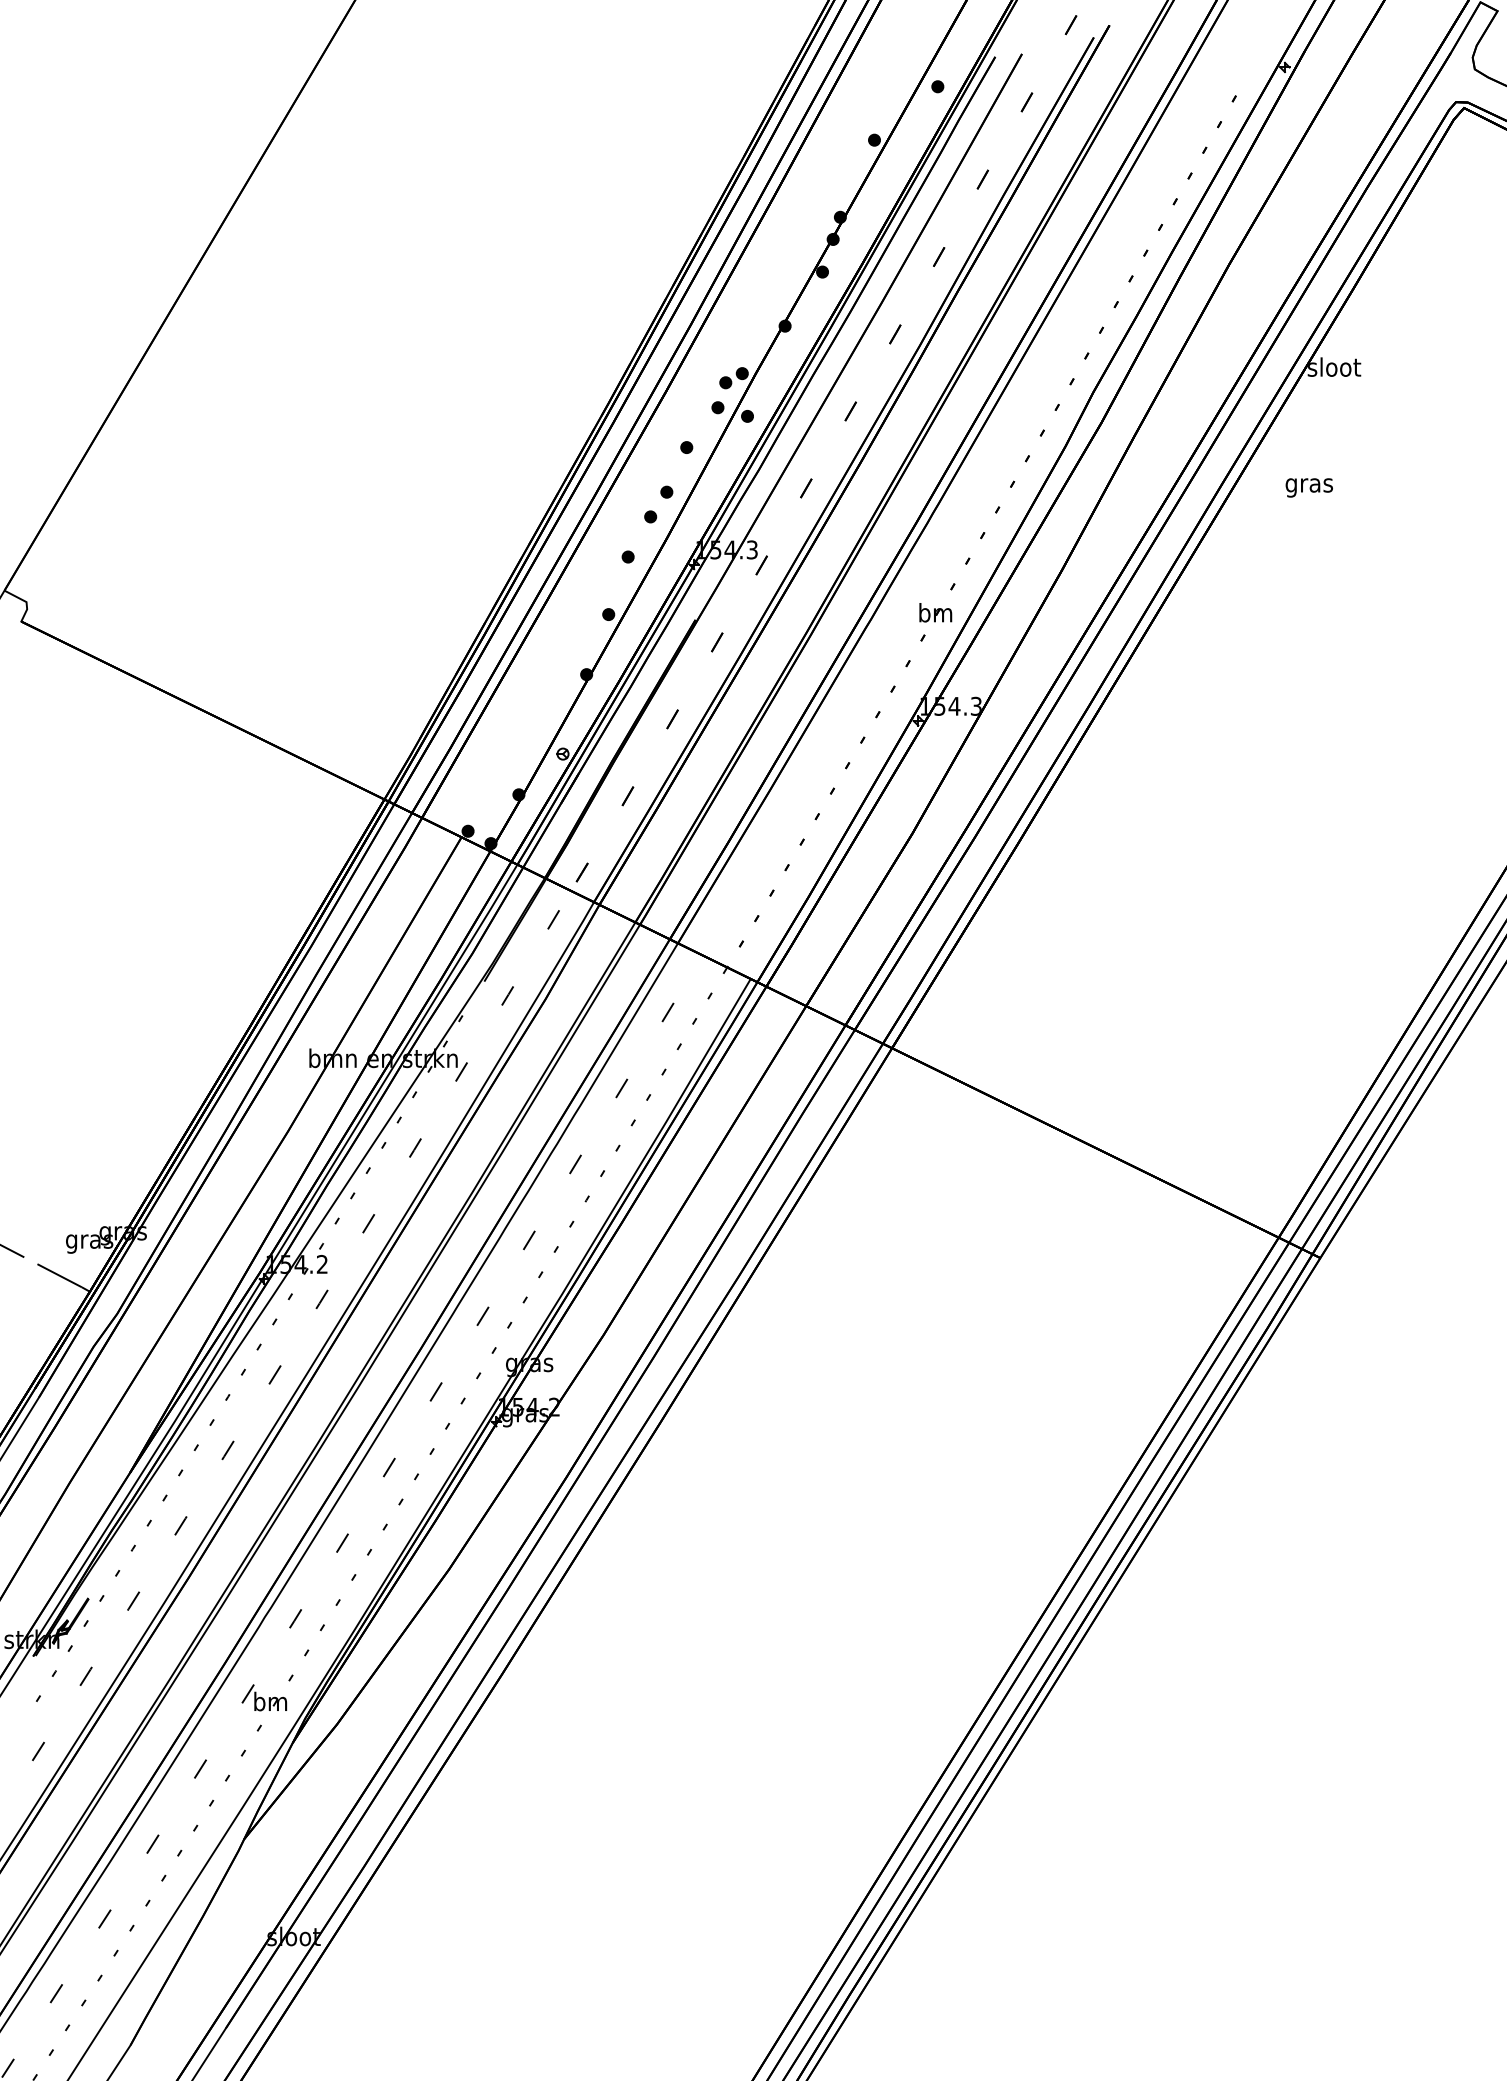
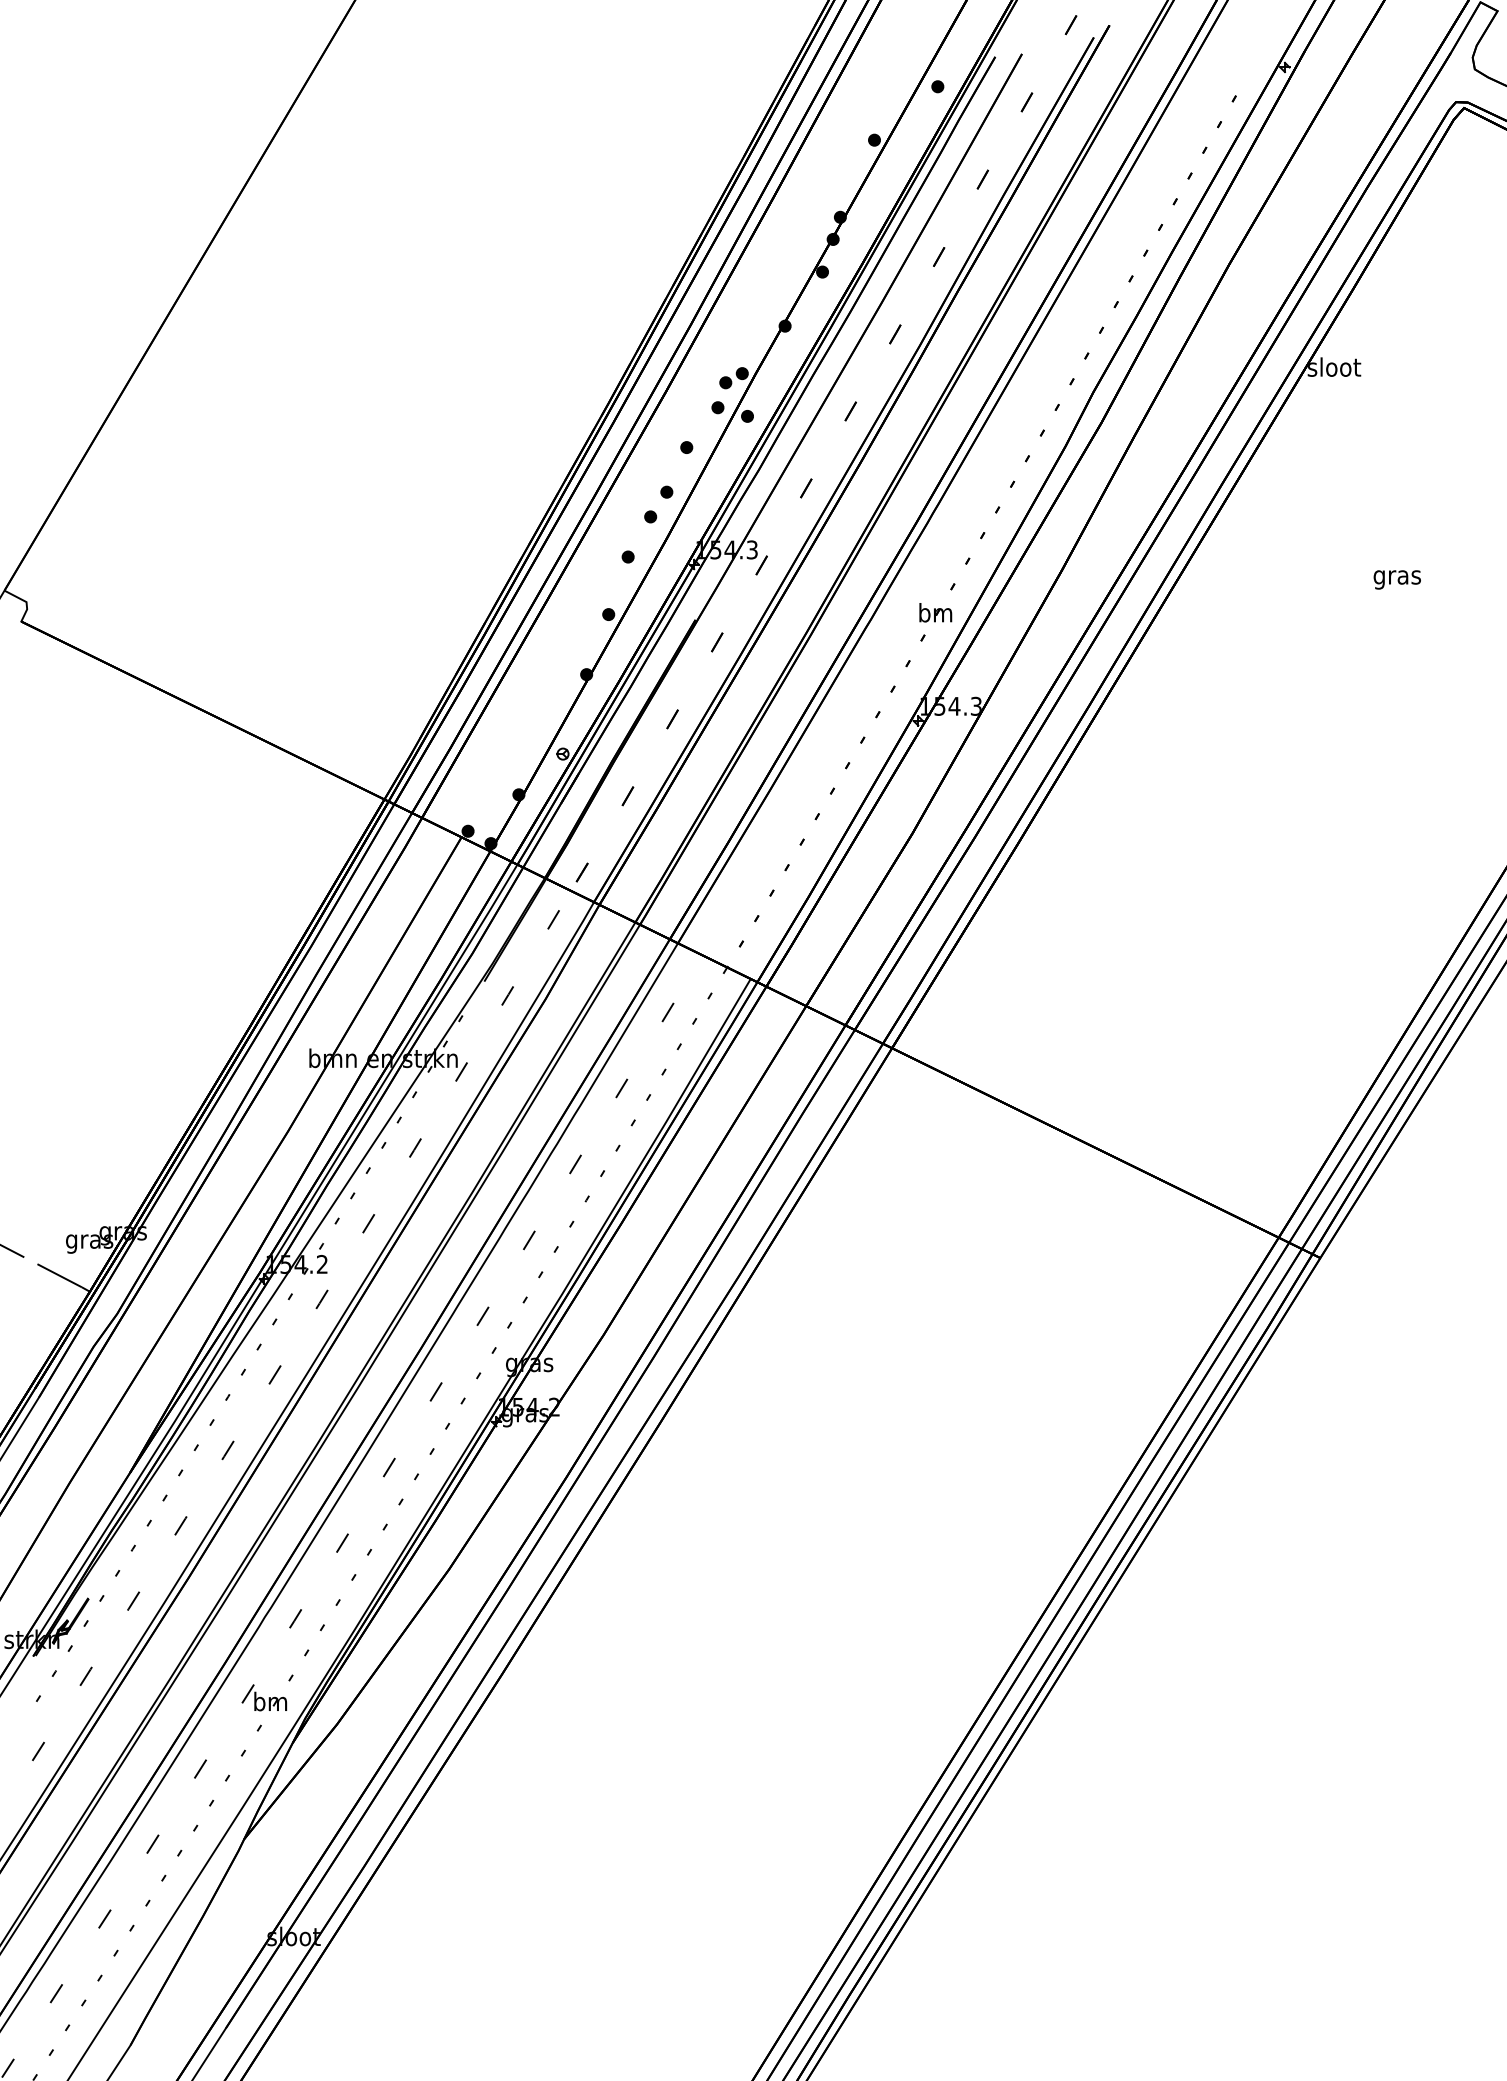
text position: (1308, 487) -> (1396, 579) (1396, 579)
